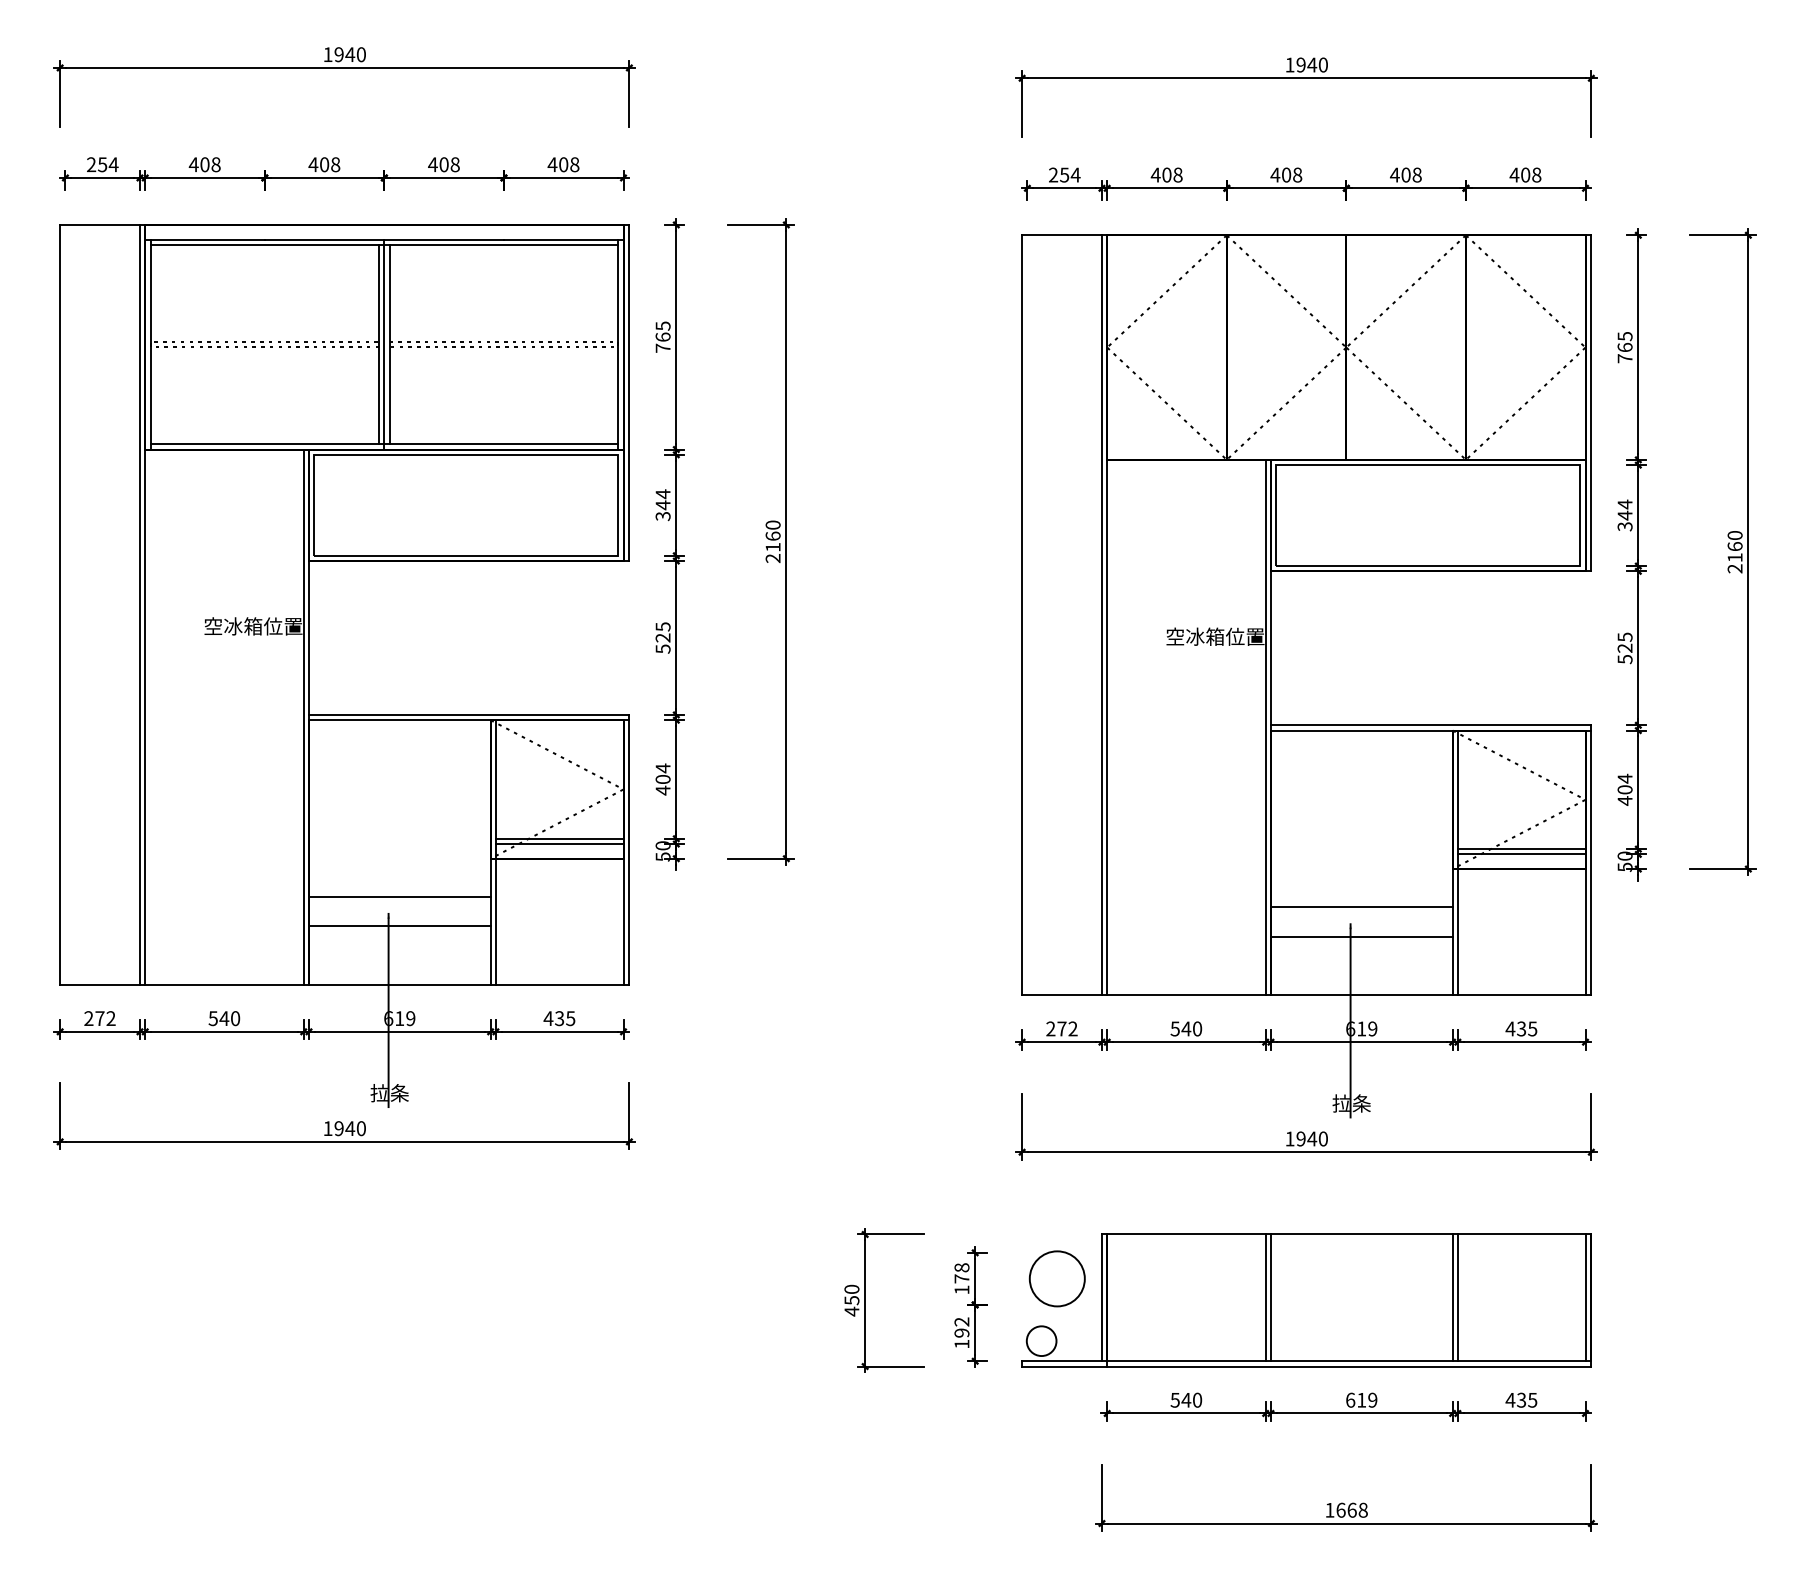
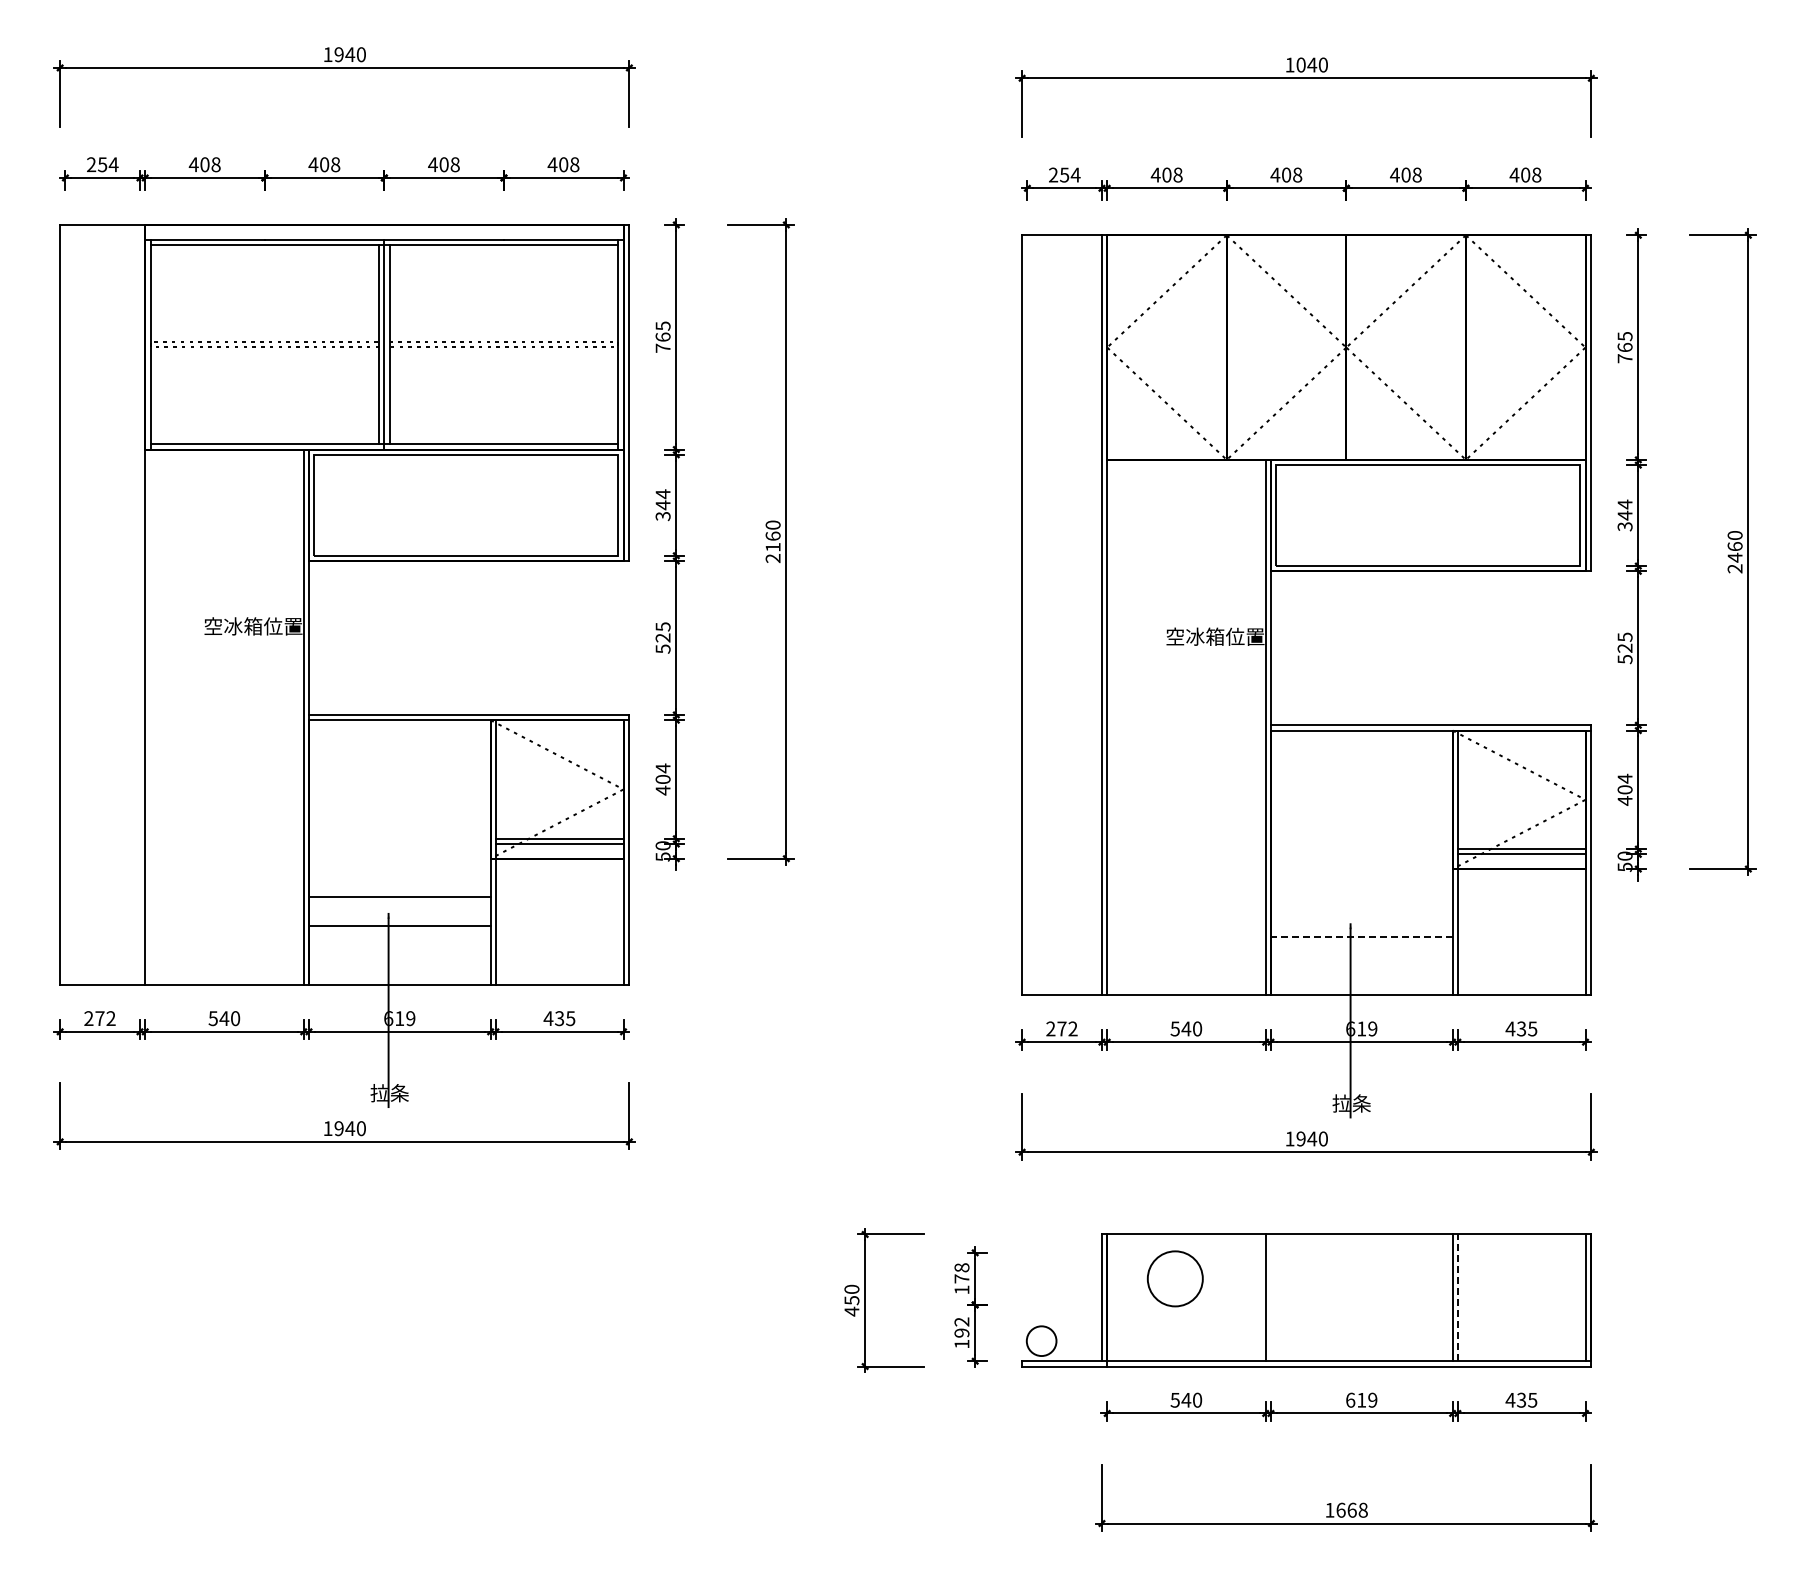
text: 1940 -> 1040 (1300, 64)
text: 2160 -> 2460 (1734, 557)
line: present -> none (139, 604)
line: present -> none (1361, 907)
line: solid -> dashed (1361, 936)
circle position: (1056, 1278) -> (1174, 1278) (1174, 1278)
line: present -> none (1270, 1297)
line: solid -> dashed (1457, 1297)
